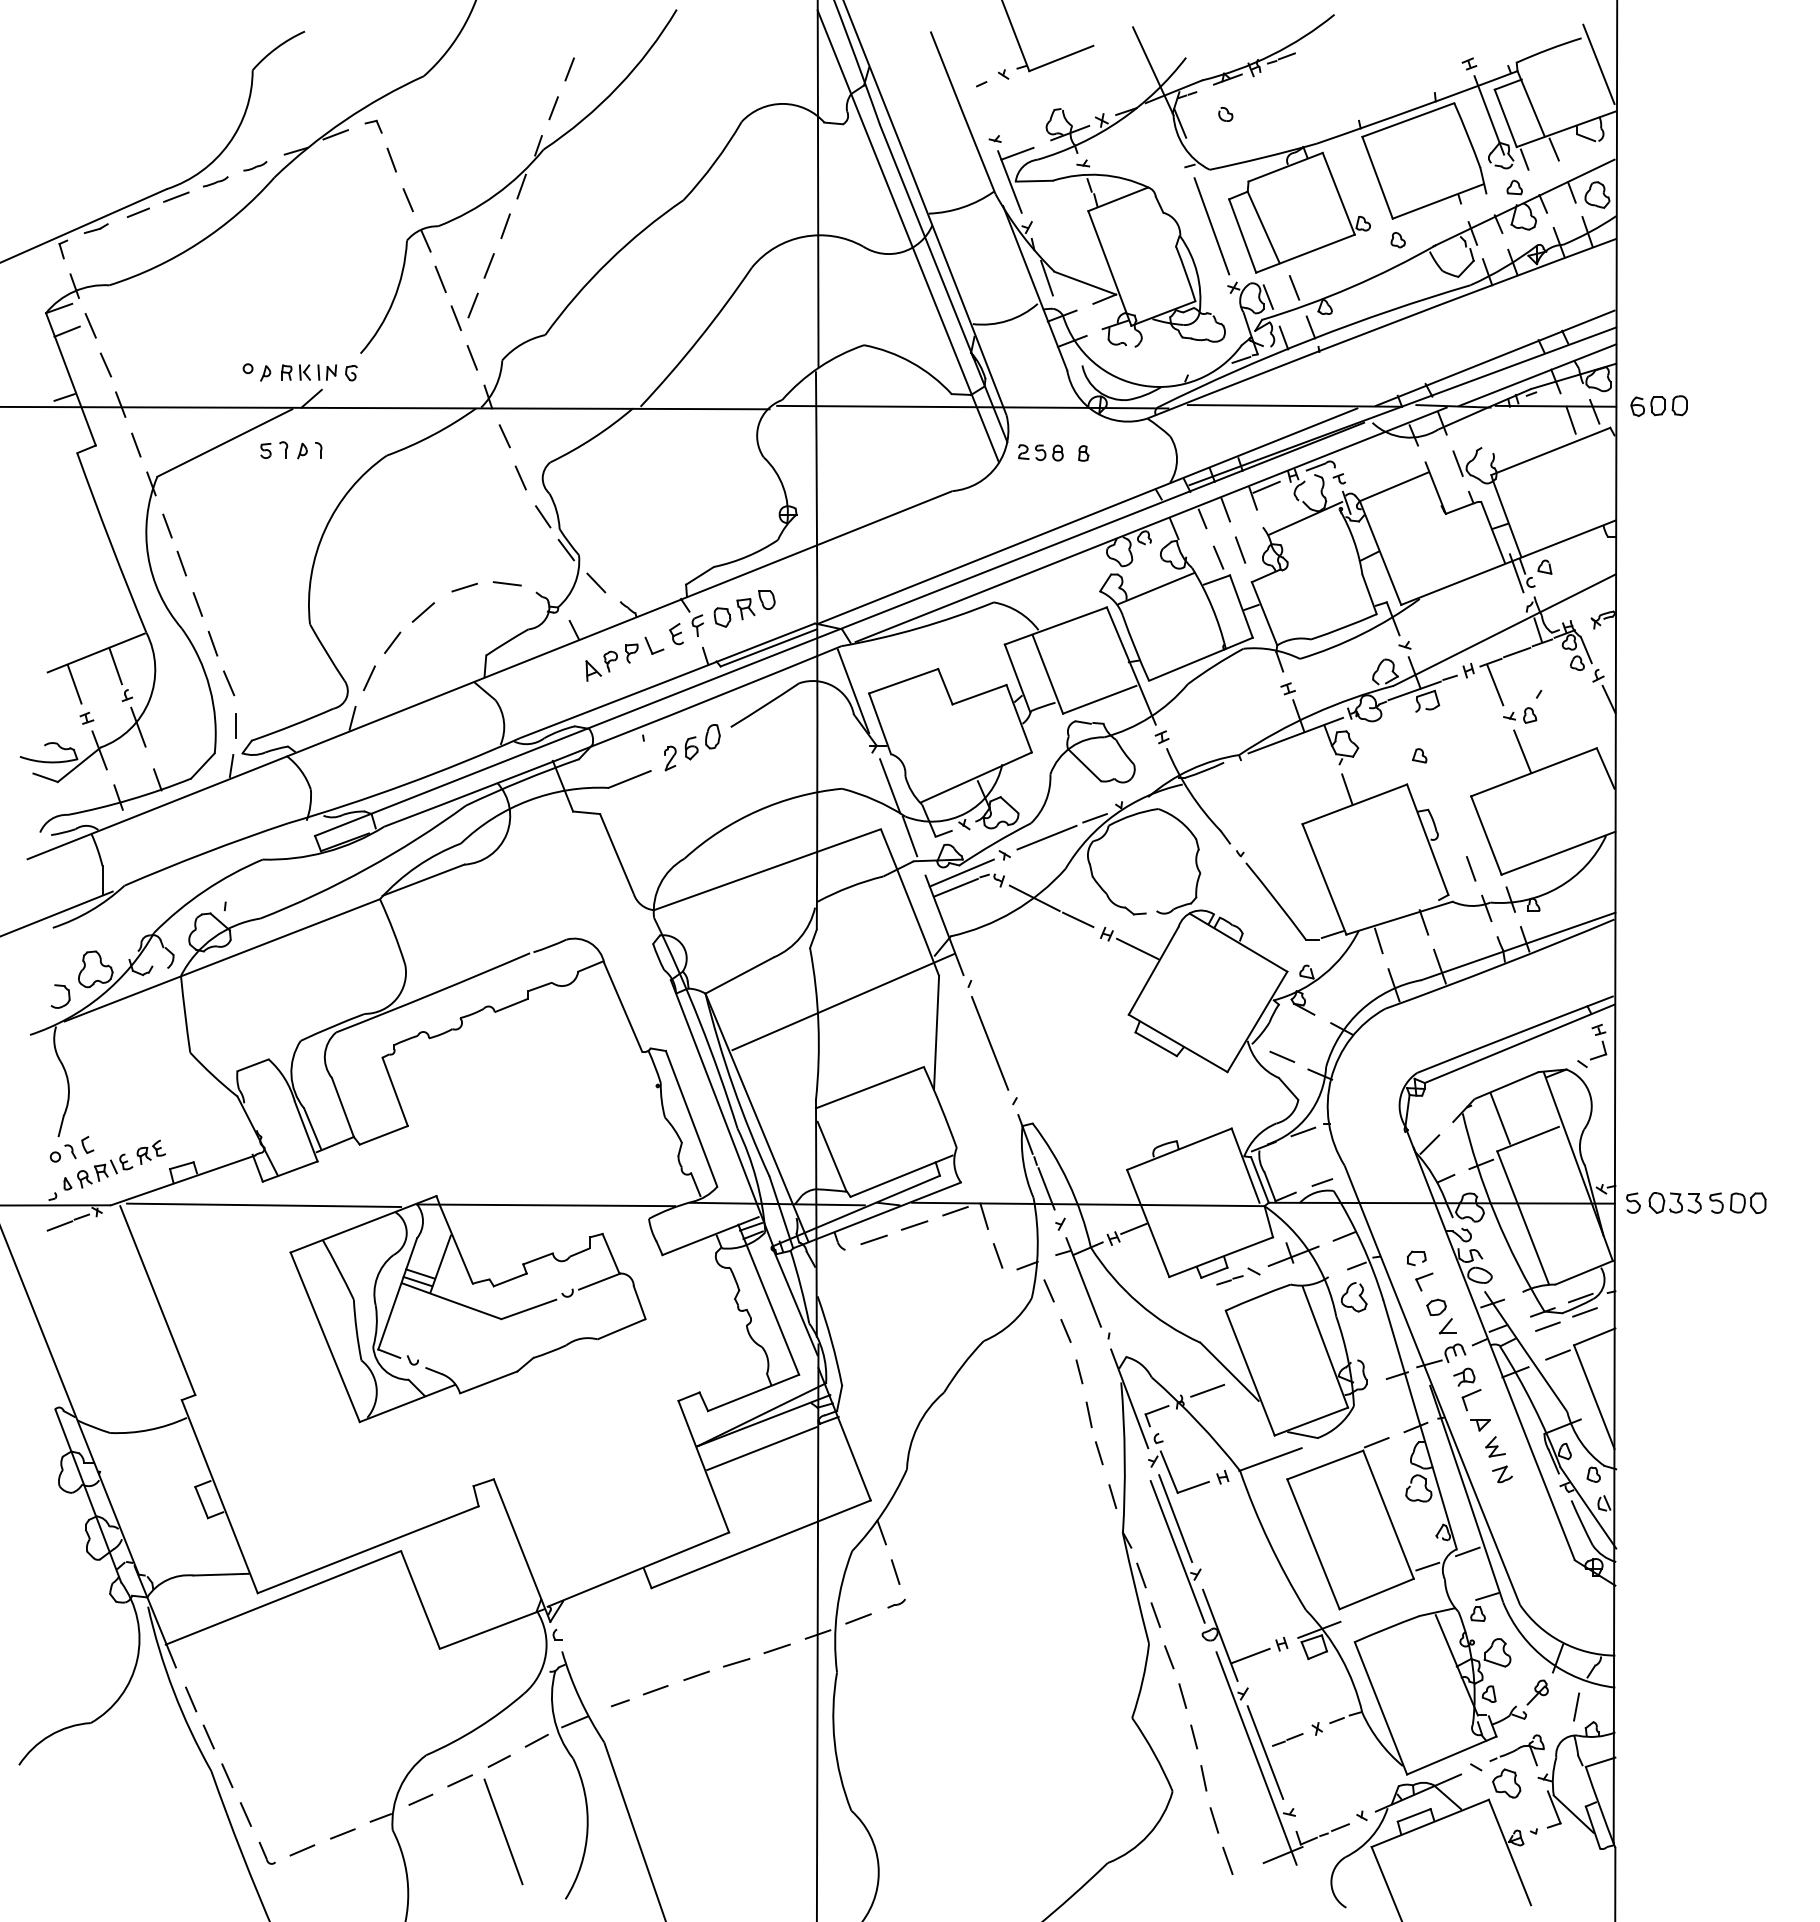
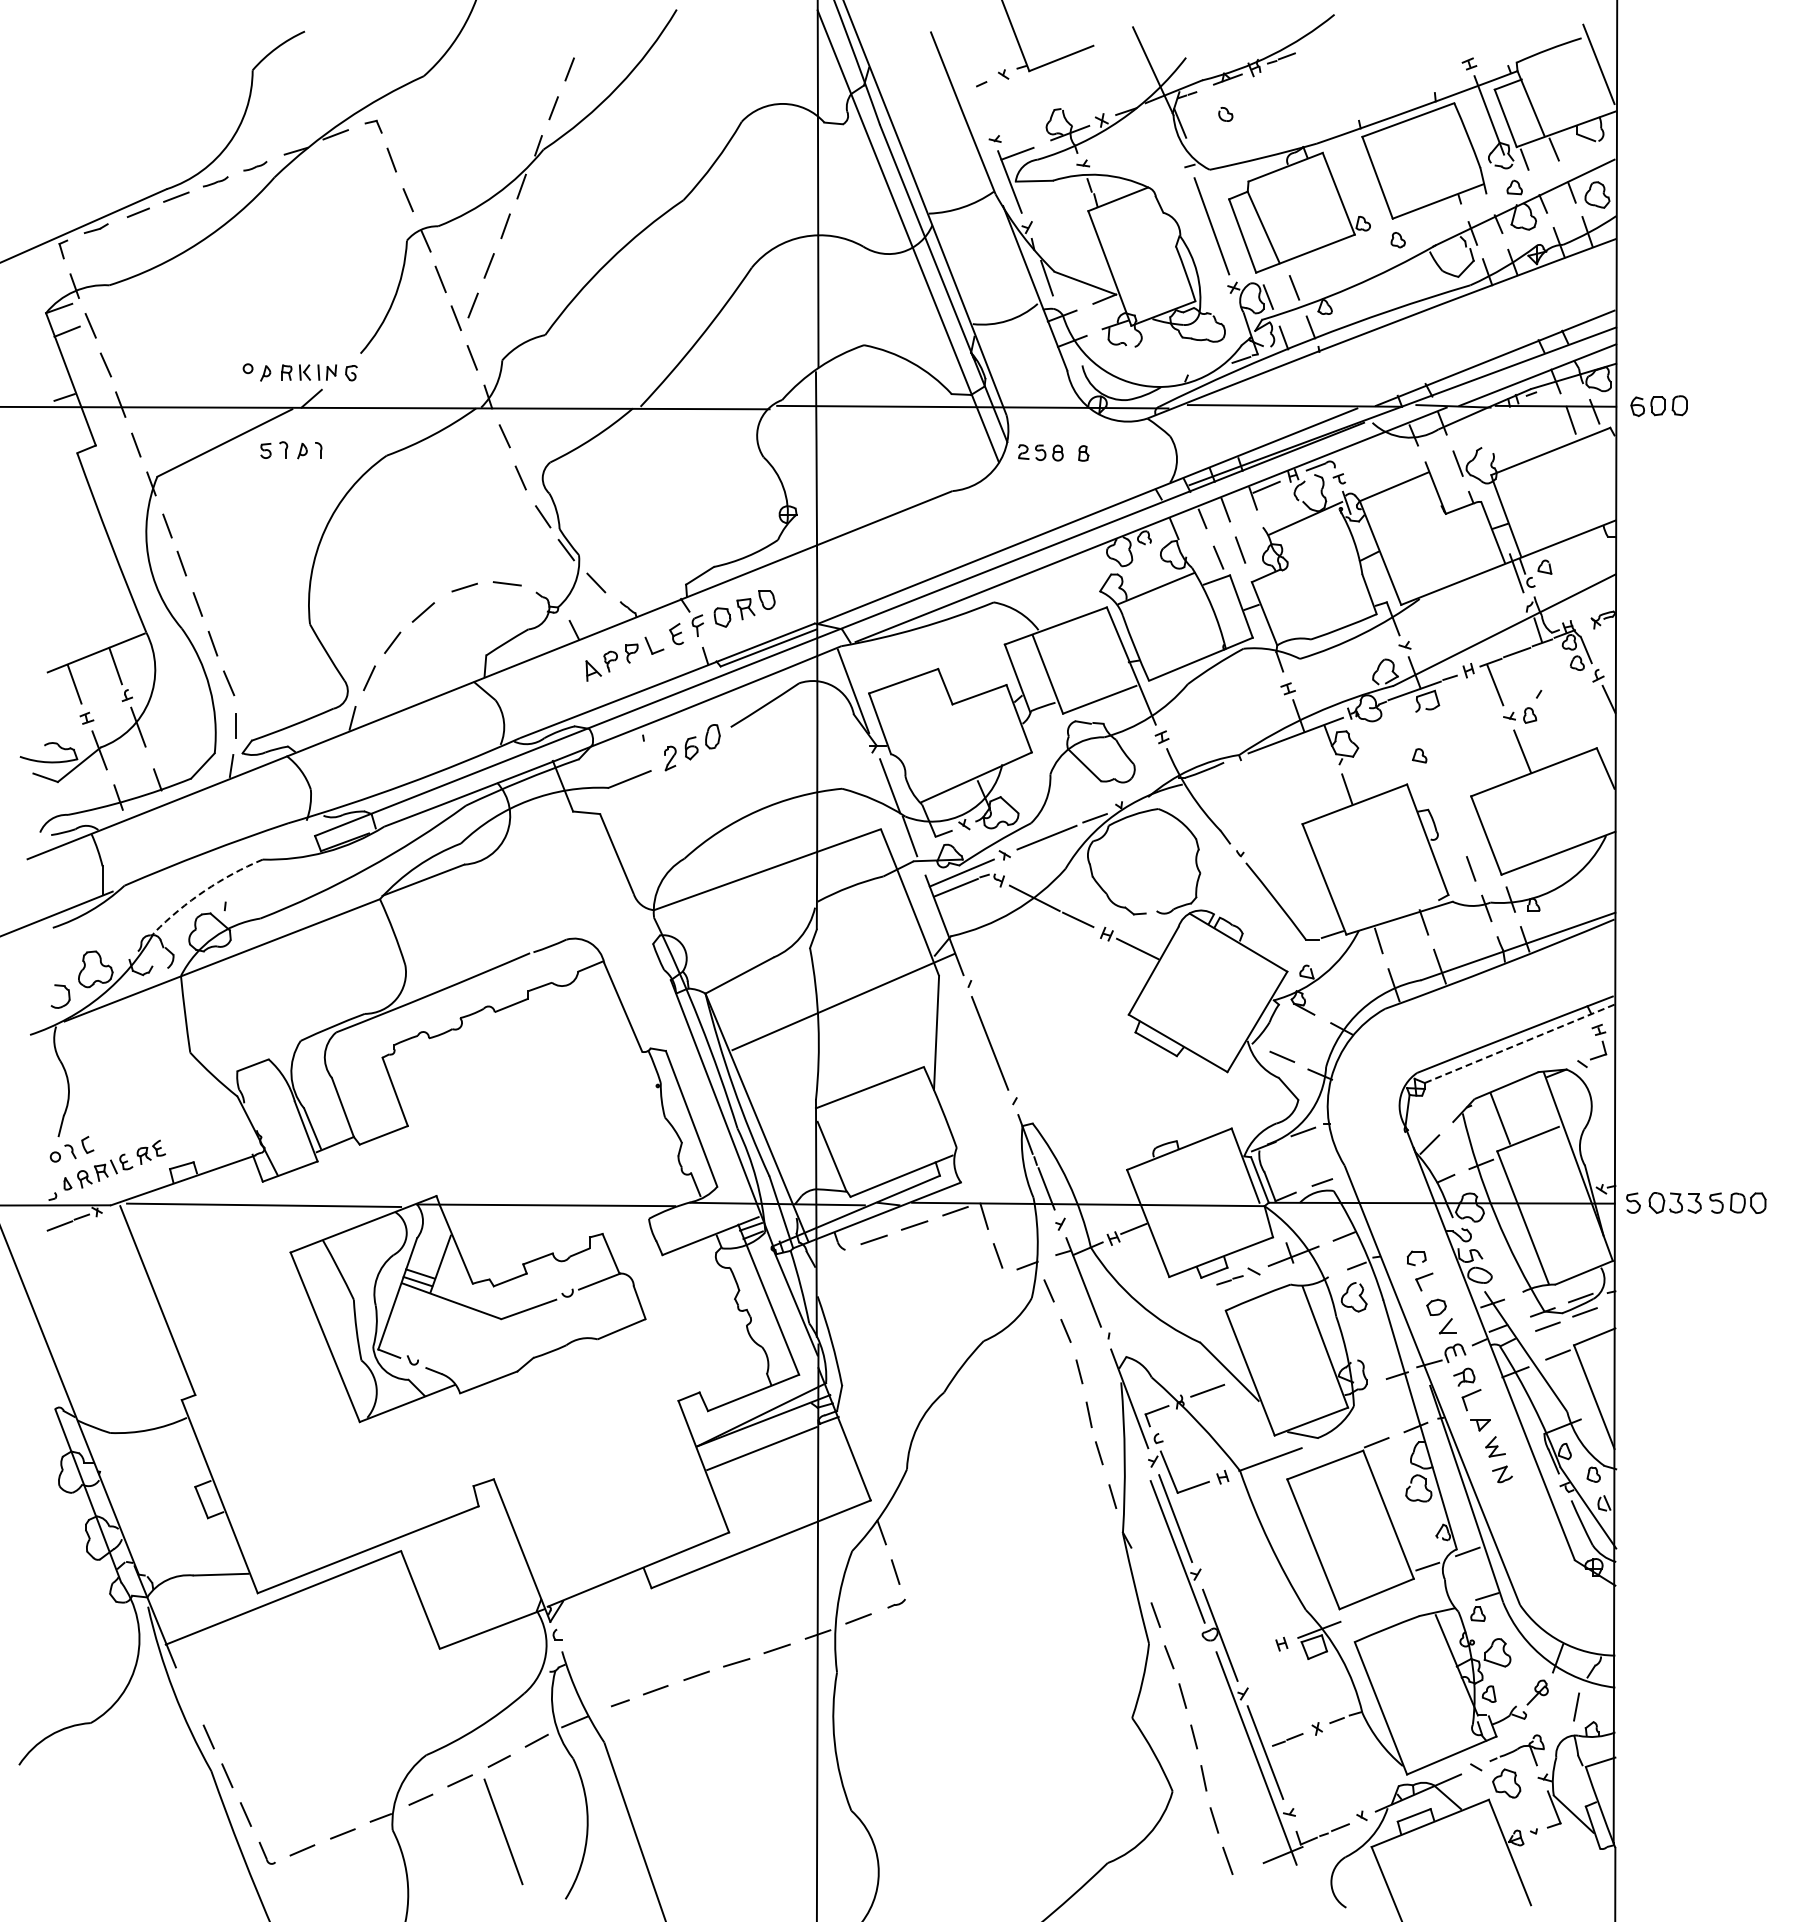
arc: solid -> dashed (204, 890)
line: solid -> dashed (1519, 1043)
line: present -> none (1141, 1575)
line: present -> none (1250, 1655)
line: present -> none (191, 1699)
